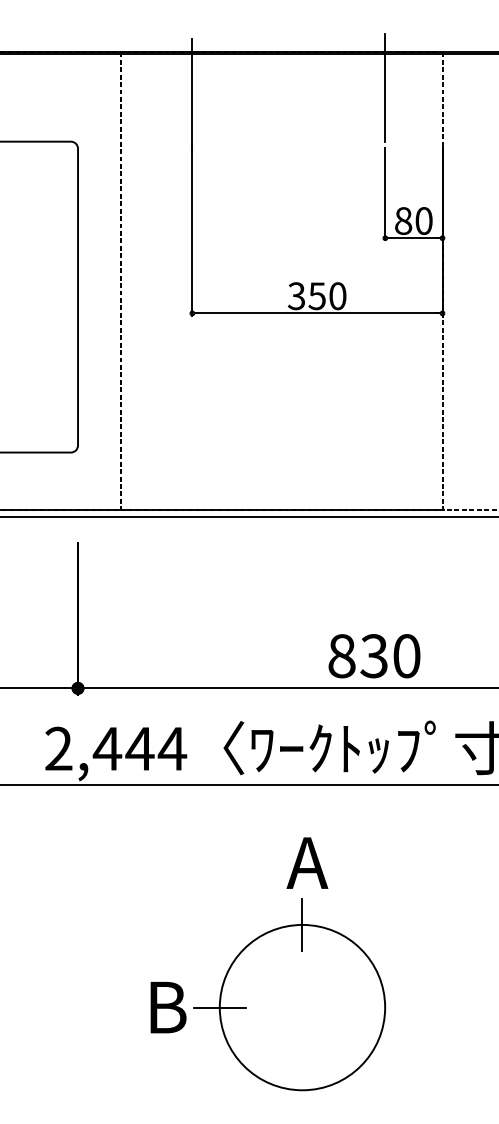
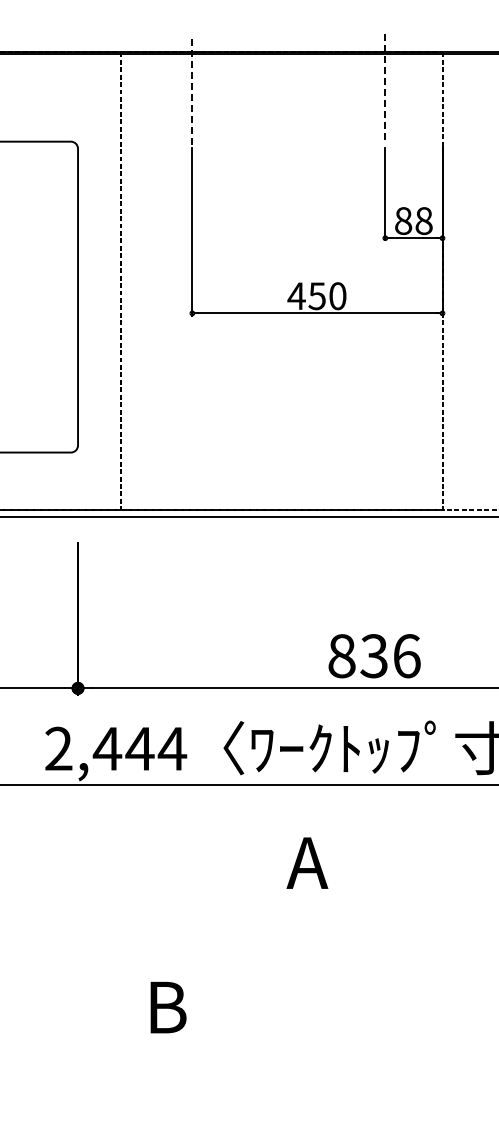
line: solid -> dashed (385, 88)
line: solid -> dashed (192, 93)
text: 80 -> 88 (423, 220)
text: 350 -> 450 (296, 296)
text: 830 -> 836 (406, 656)
part: present -> none (289, 994)
